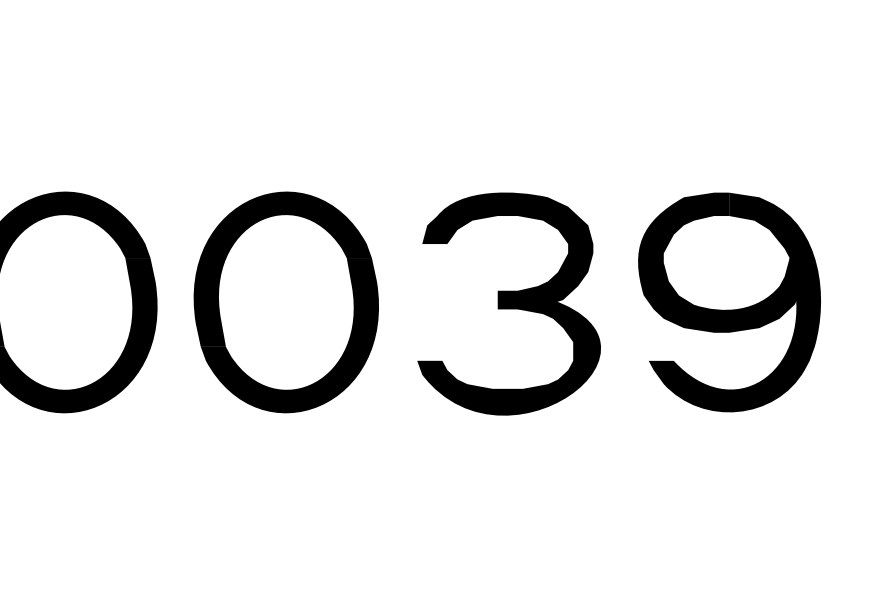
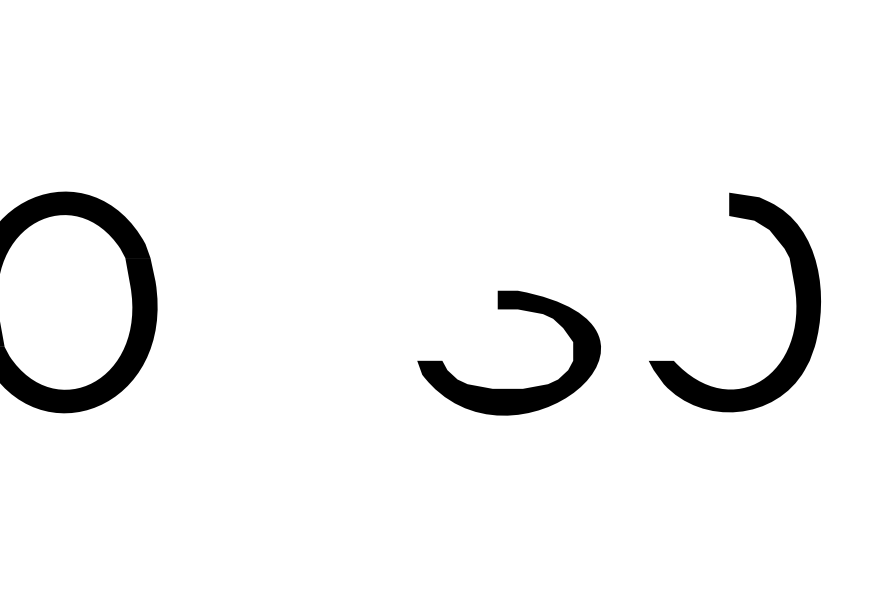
fill: present -> none (507, 250)
fill: present -> none (726, 262)
part: present -> none (285, 302)
